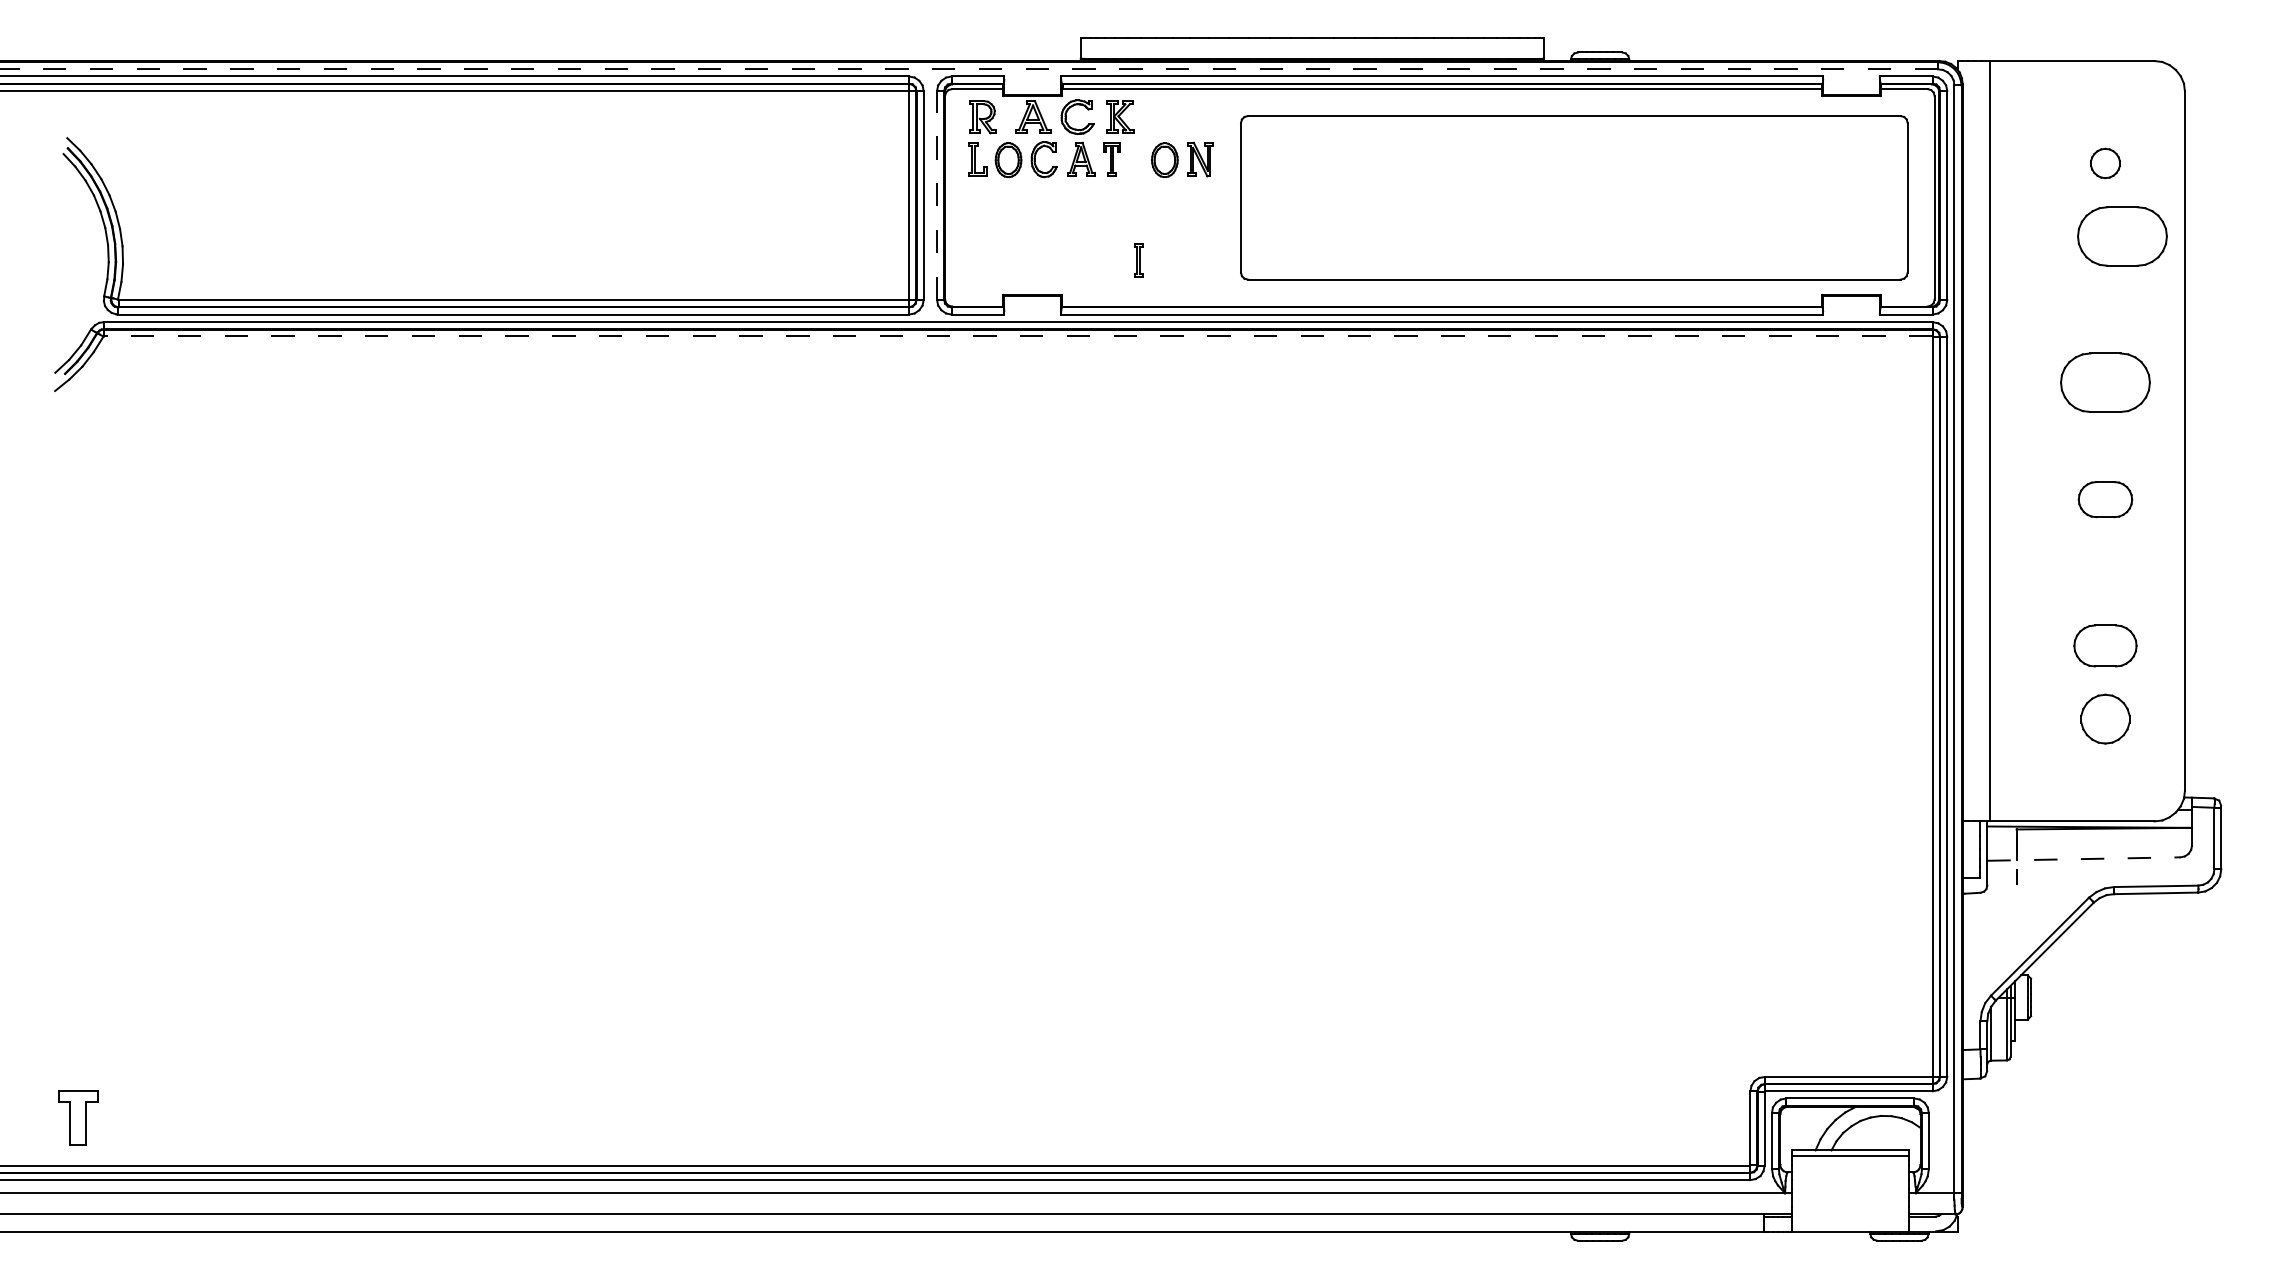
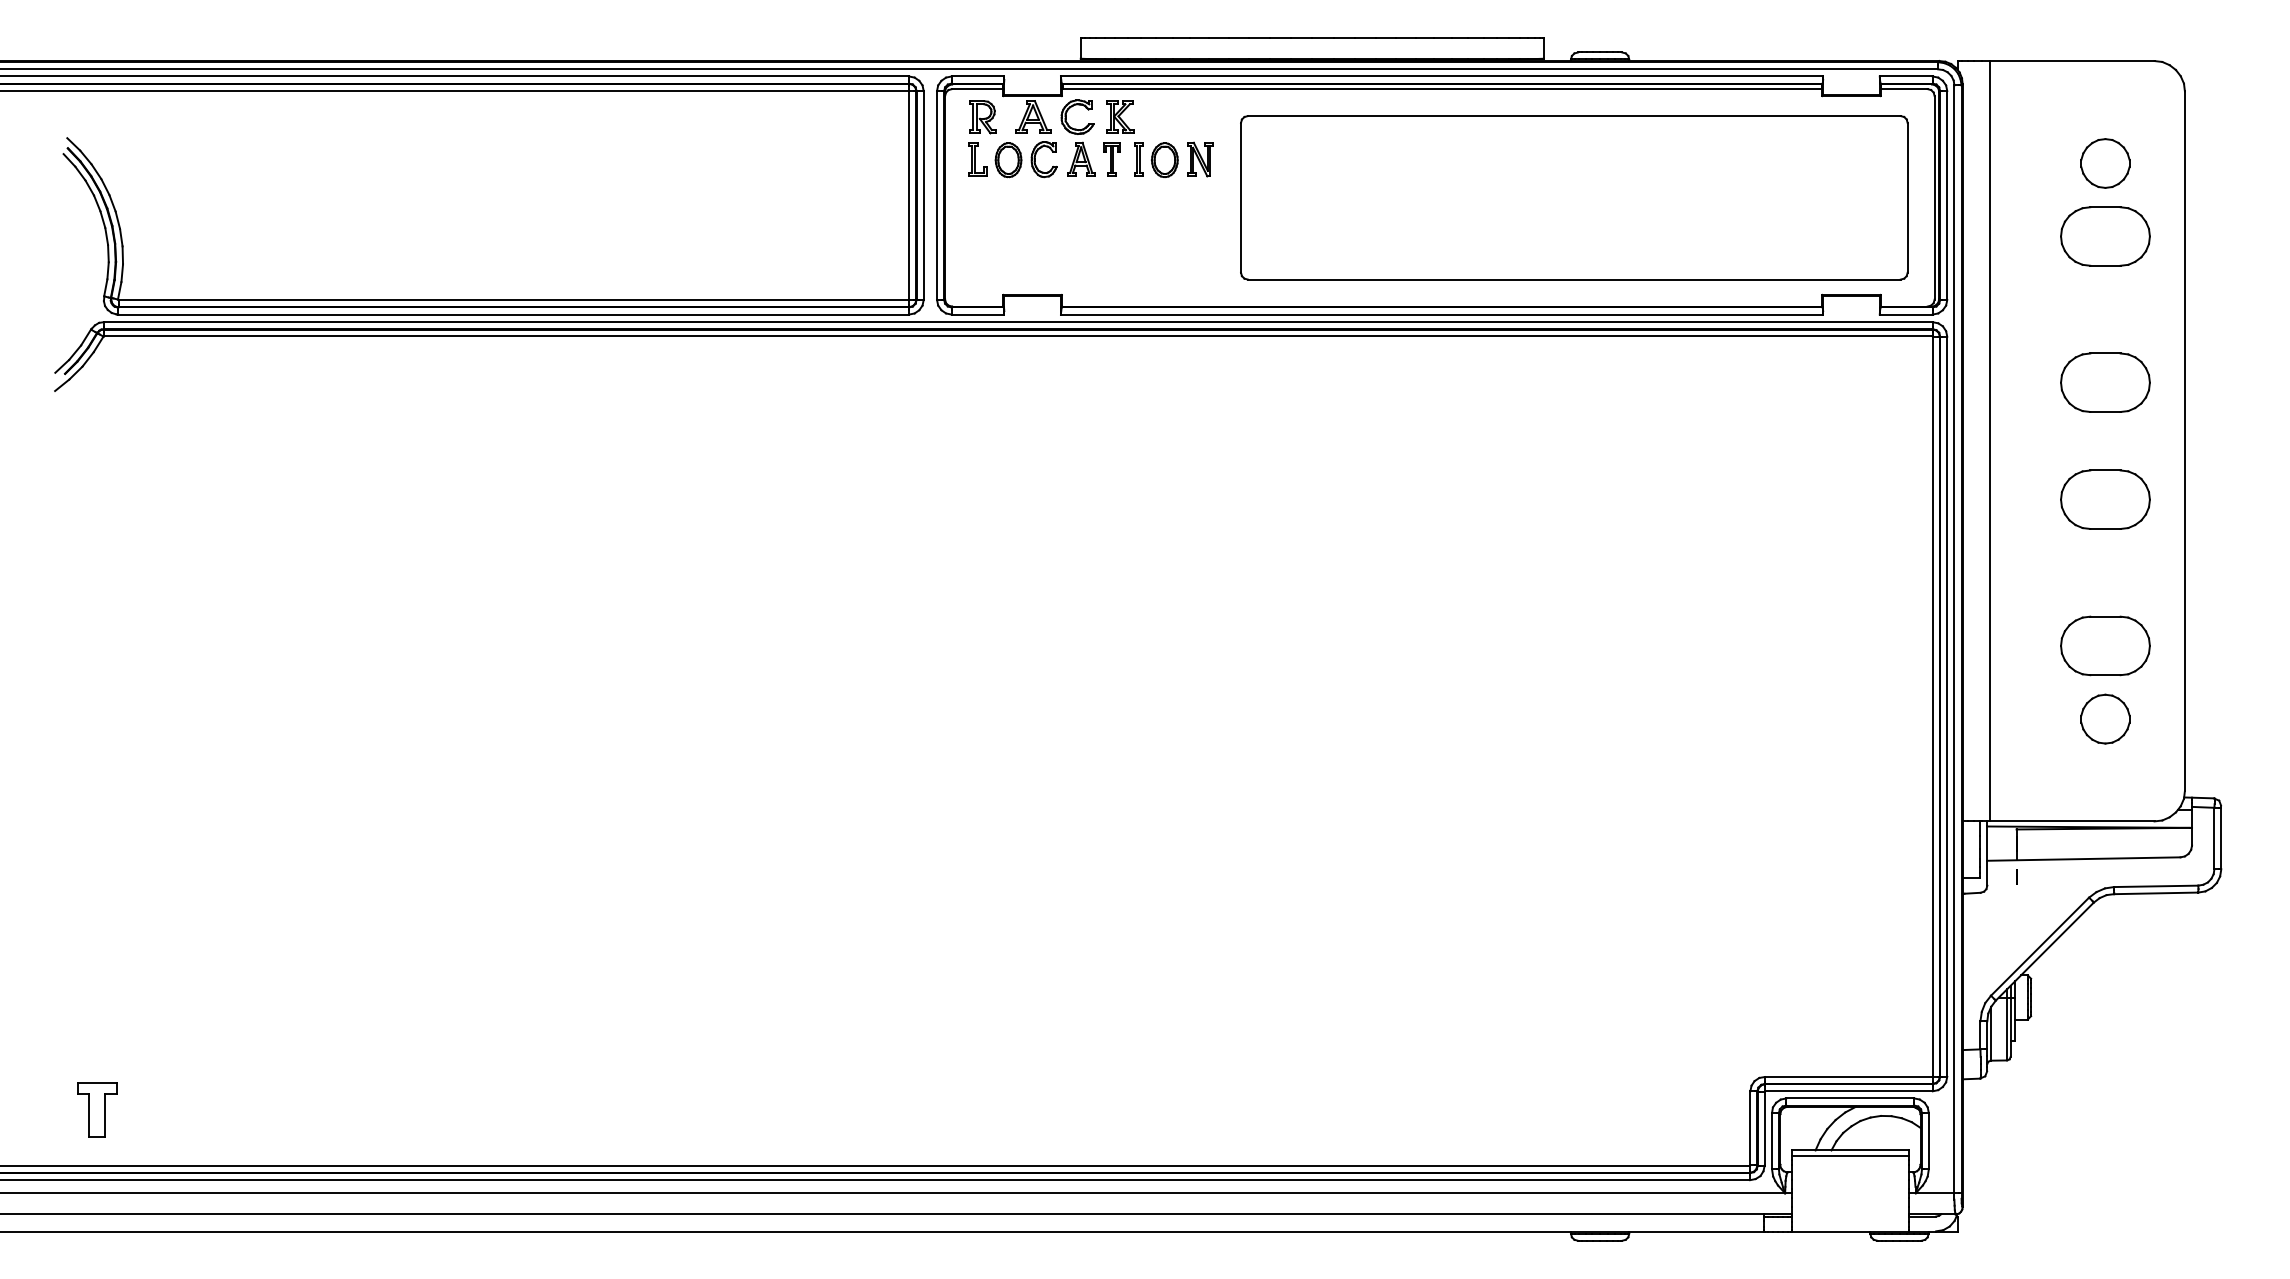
line: dashed -> solid (969, 69)
part size: 31x33 px -> 51x51 px (2105, 163)
line: dashed -> solid (937, 195)
part position: (2122, 236) -> (2105, 236) (2105, 236)
part position: (1138, 260) -> (1138, 159) (1138, 159)
line: dashed -> solid (1017, 336)
part size: 57x38 px -> 91x61 px (2105, 499)
part size: 65x44 px -> 91x62 px (2105, 645)
line: dashed -> solid (2083, 859)
part position: (78, 1117) -> (97, 1109) (97, 1109)
